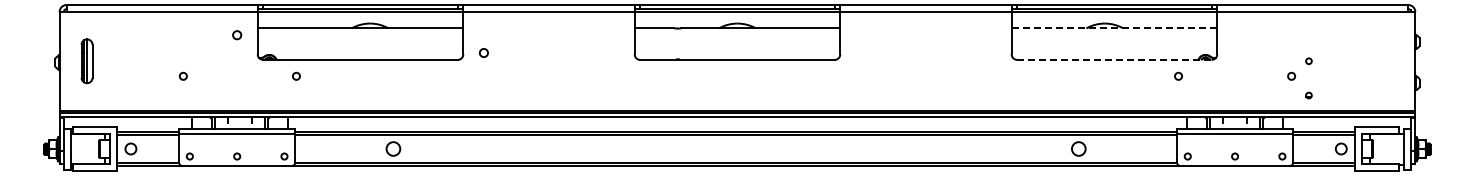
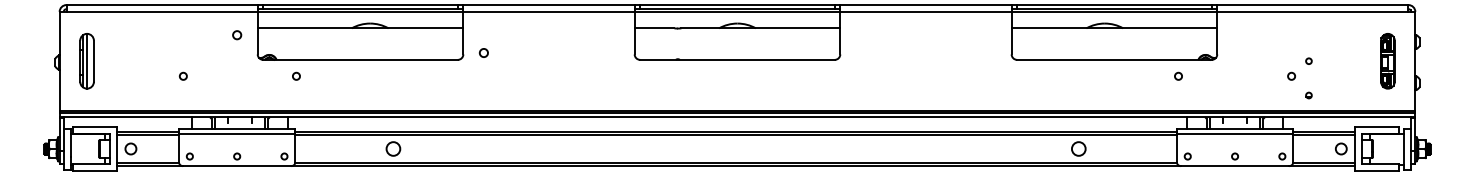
line: dashed -> solid (1114, 28)
line: dashed -> solid (1114, 59)
part size: 14x47 px -> 16x57 px (86, 61)
part: none -> present (1387, 61)
